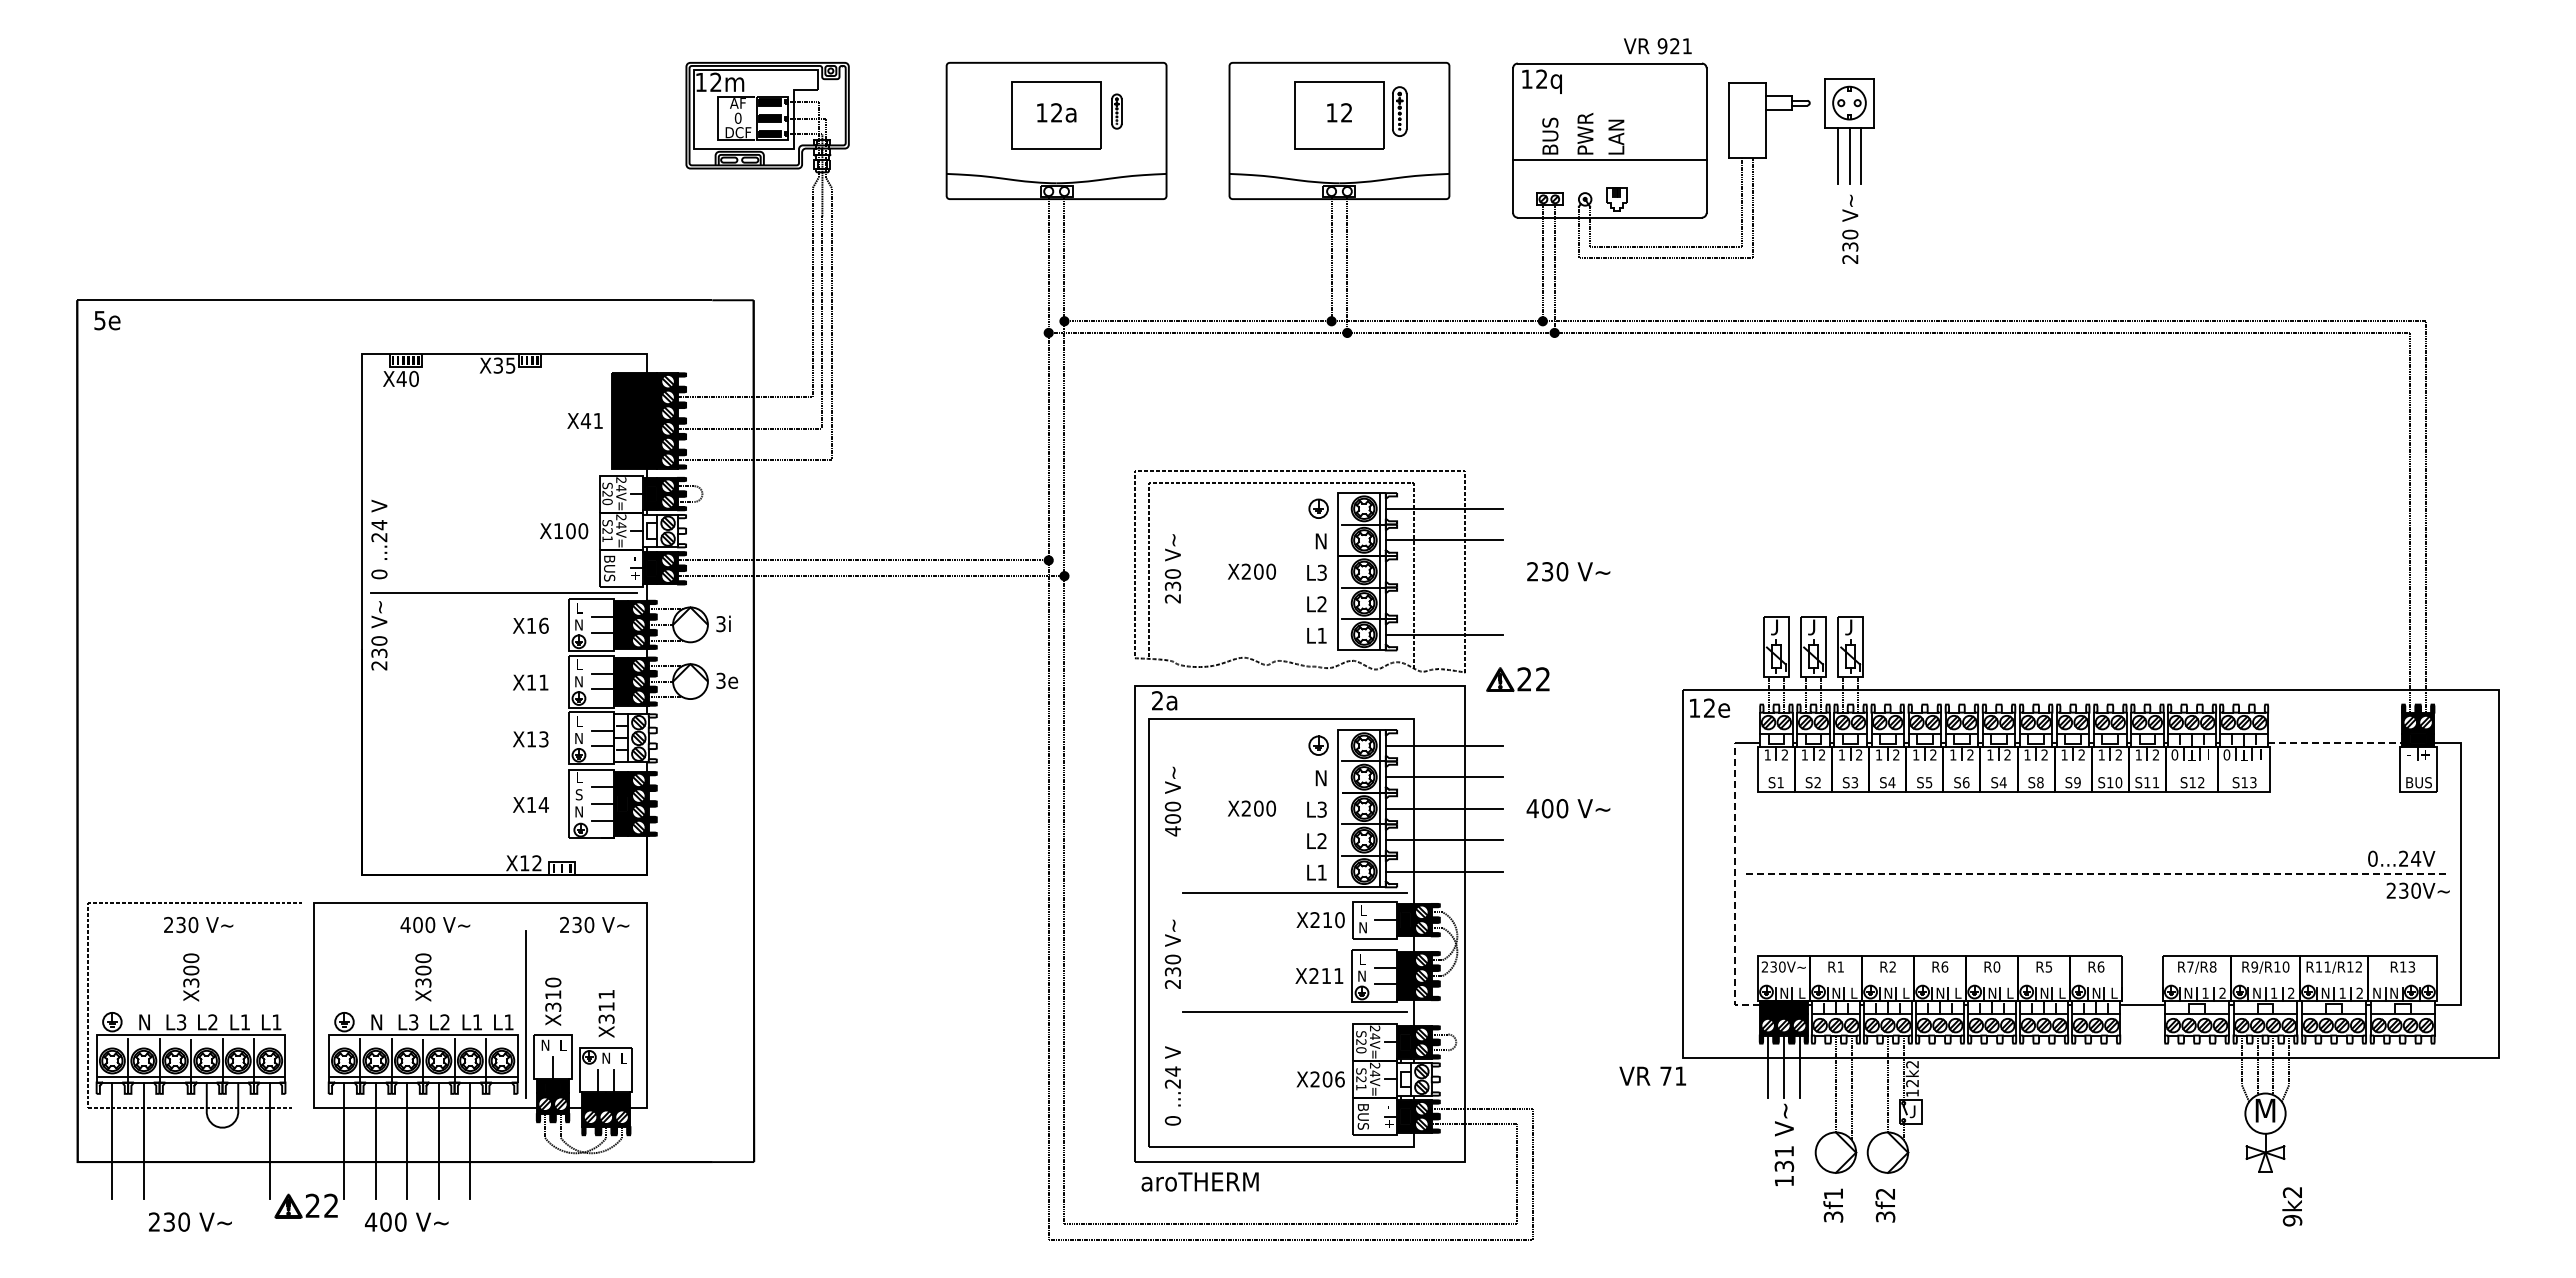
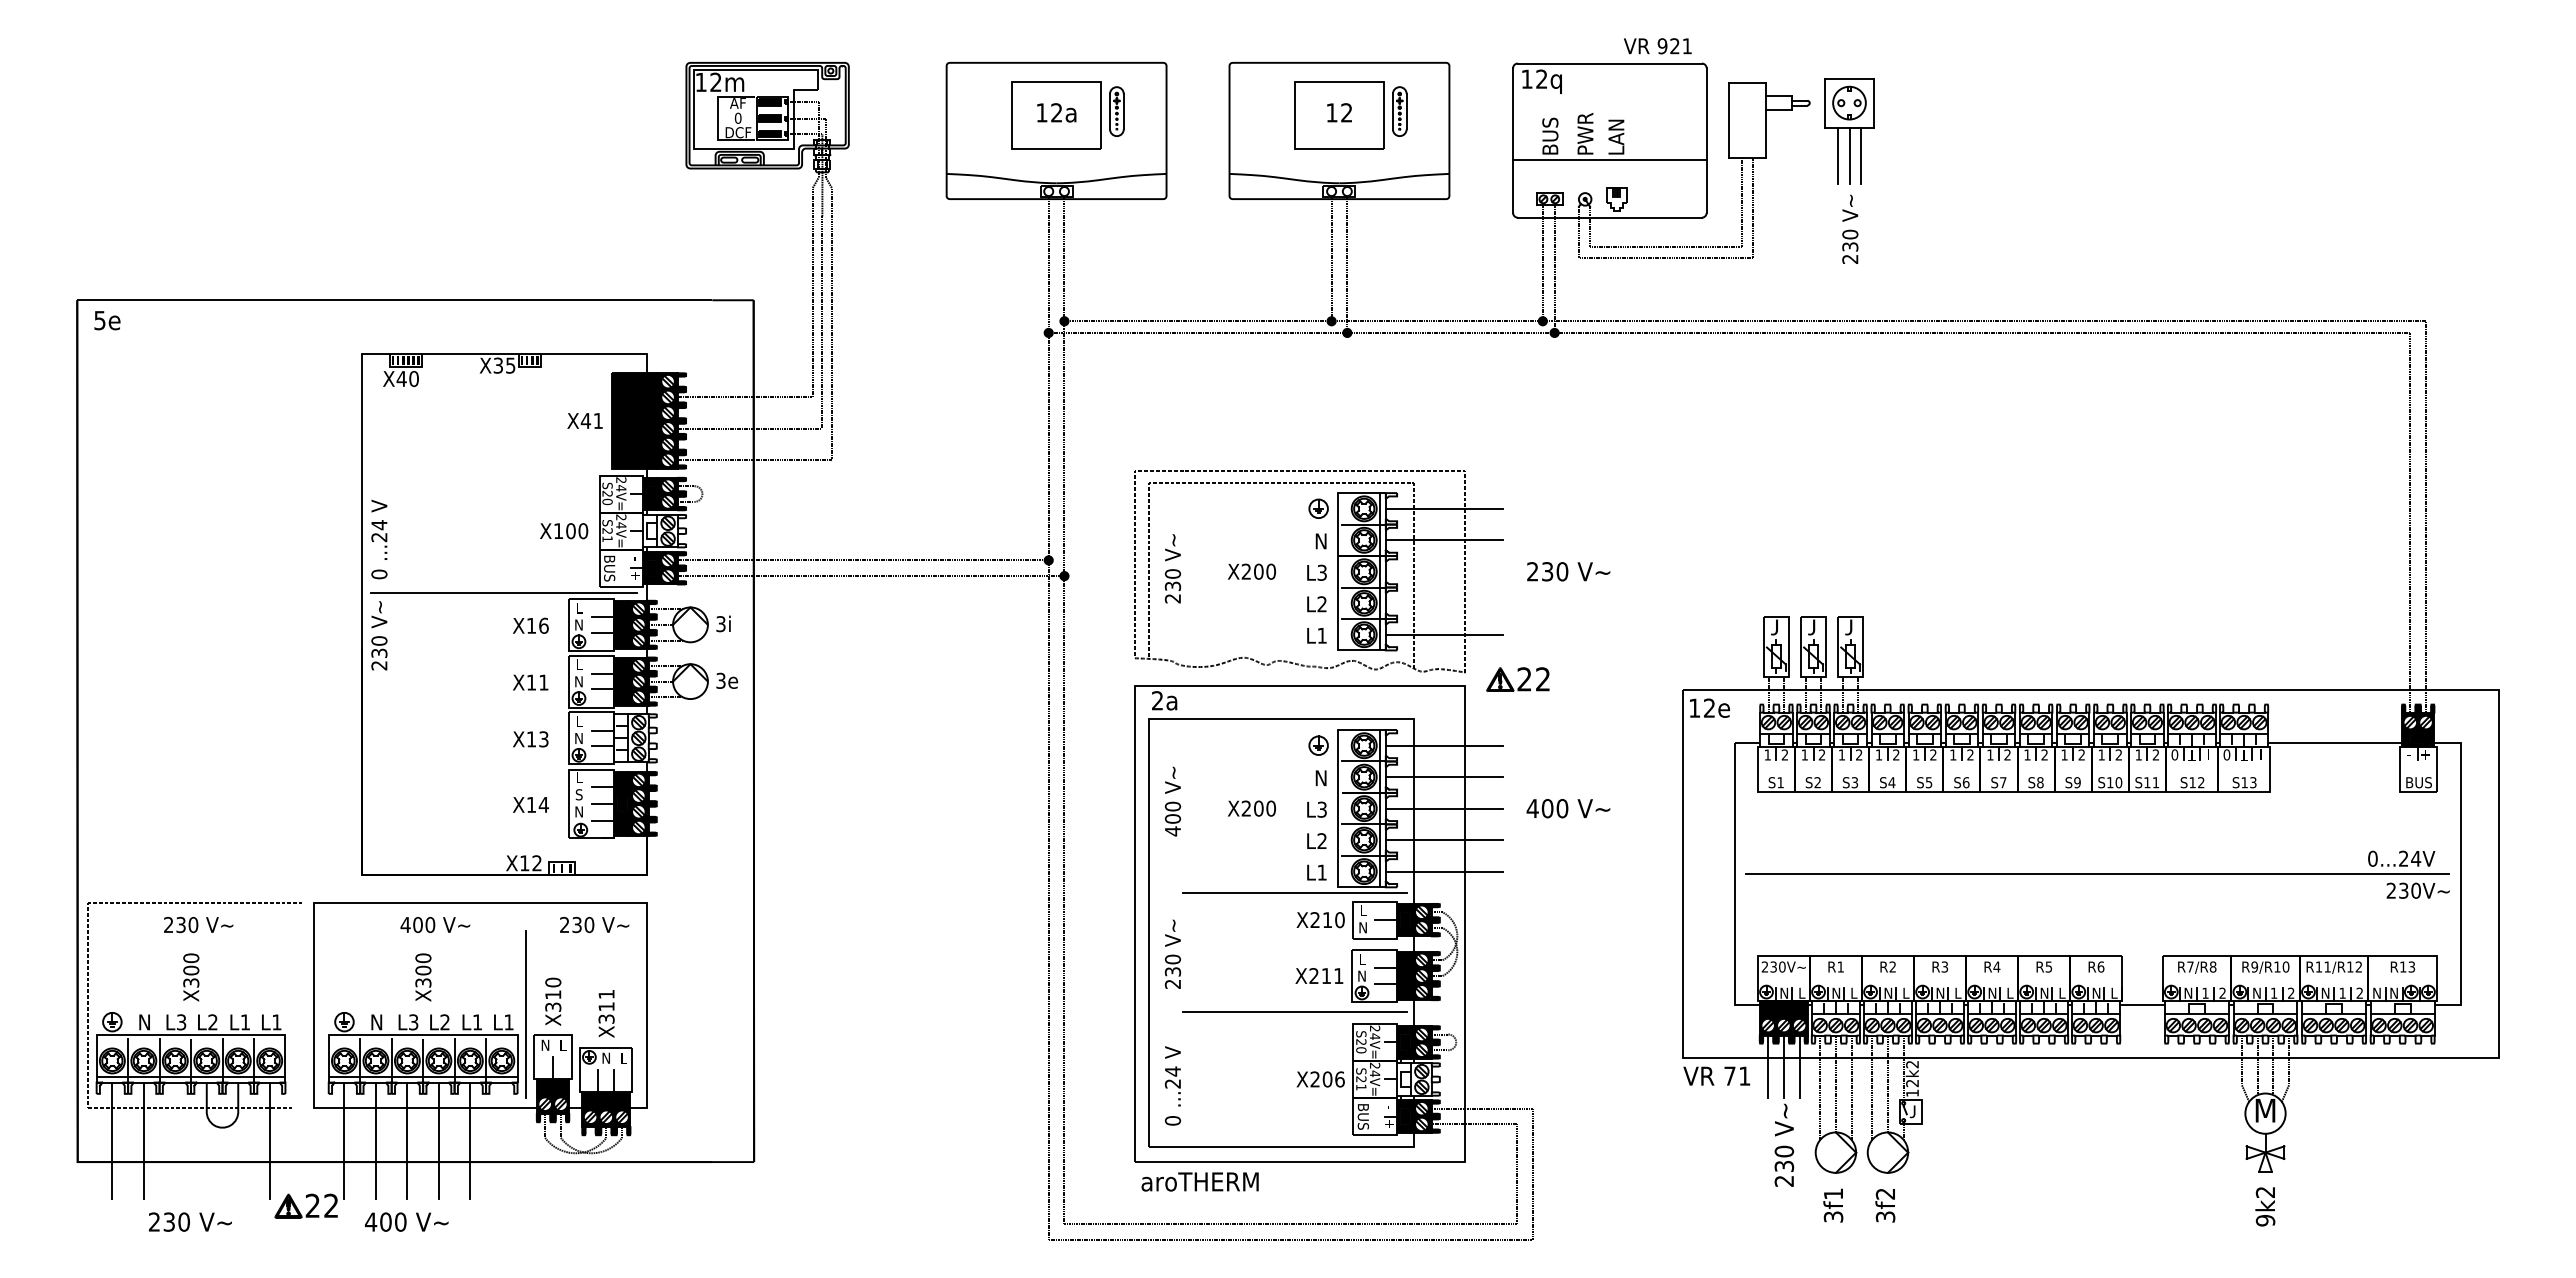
part size: 12x37 px -> 16x51 px (1116, 111)
line: dashed -> solid (2335, 743)
text: S4 -> S7 (2002, 782)
line: dashed -> solid (2097, 874)
line: dashed -> solid (1734, 887)
text: R6 -> R3 (1944, 966)
text: R0 -> R4 (1996, 966)
text position: (1652, 1075) -> (1716, 1075) (1716, 1075)
line: none -> present (1820, 1087)
line: none -> present (1872, 1087)
text: 131 -> 230 (1784, 1165)
text position: (2292, 1206) -> (2265, 1206) (2265, 1206)
